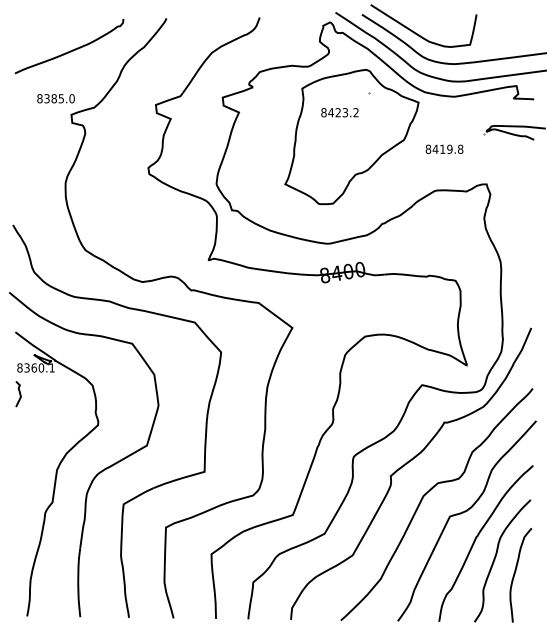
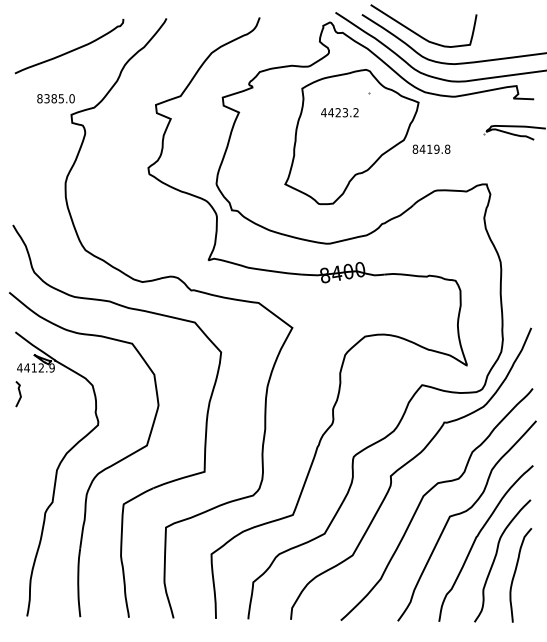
text: 8423.2 -> 4423.2 (323, 112)
text position: (444, 148) -> (431, 148) (431, 148)
text: 8360.1 -> 4412.9 (35, 367)
